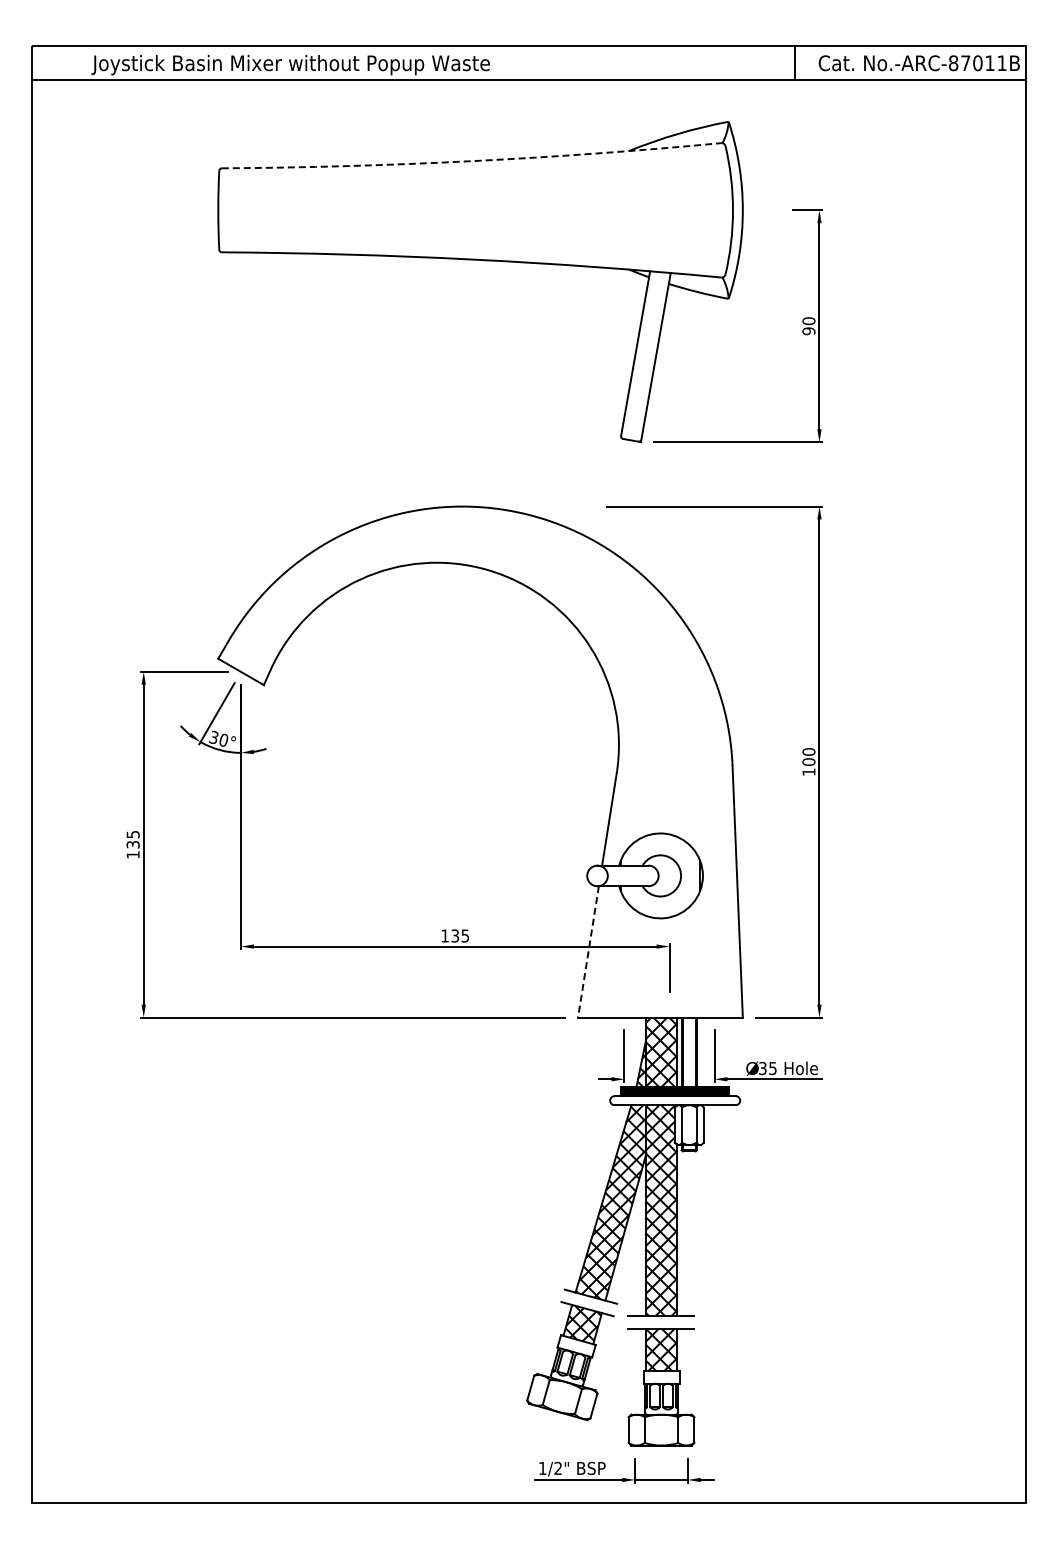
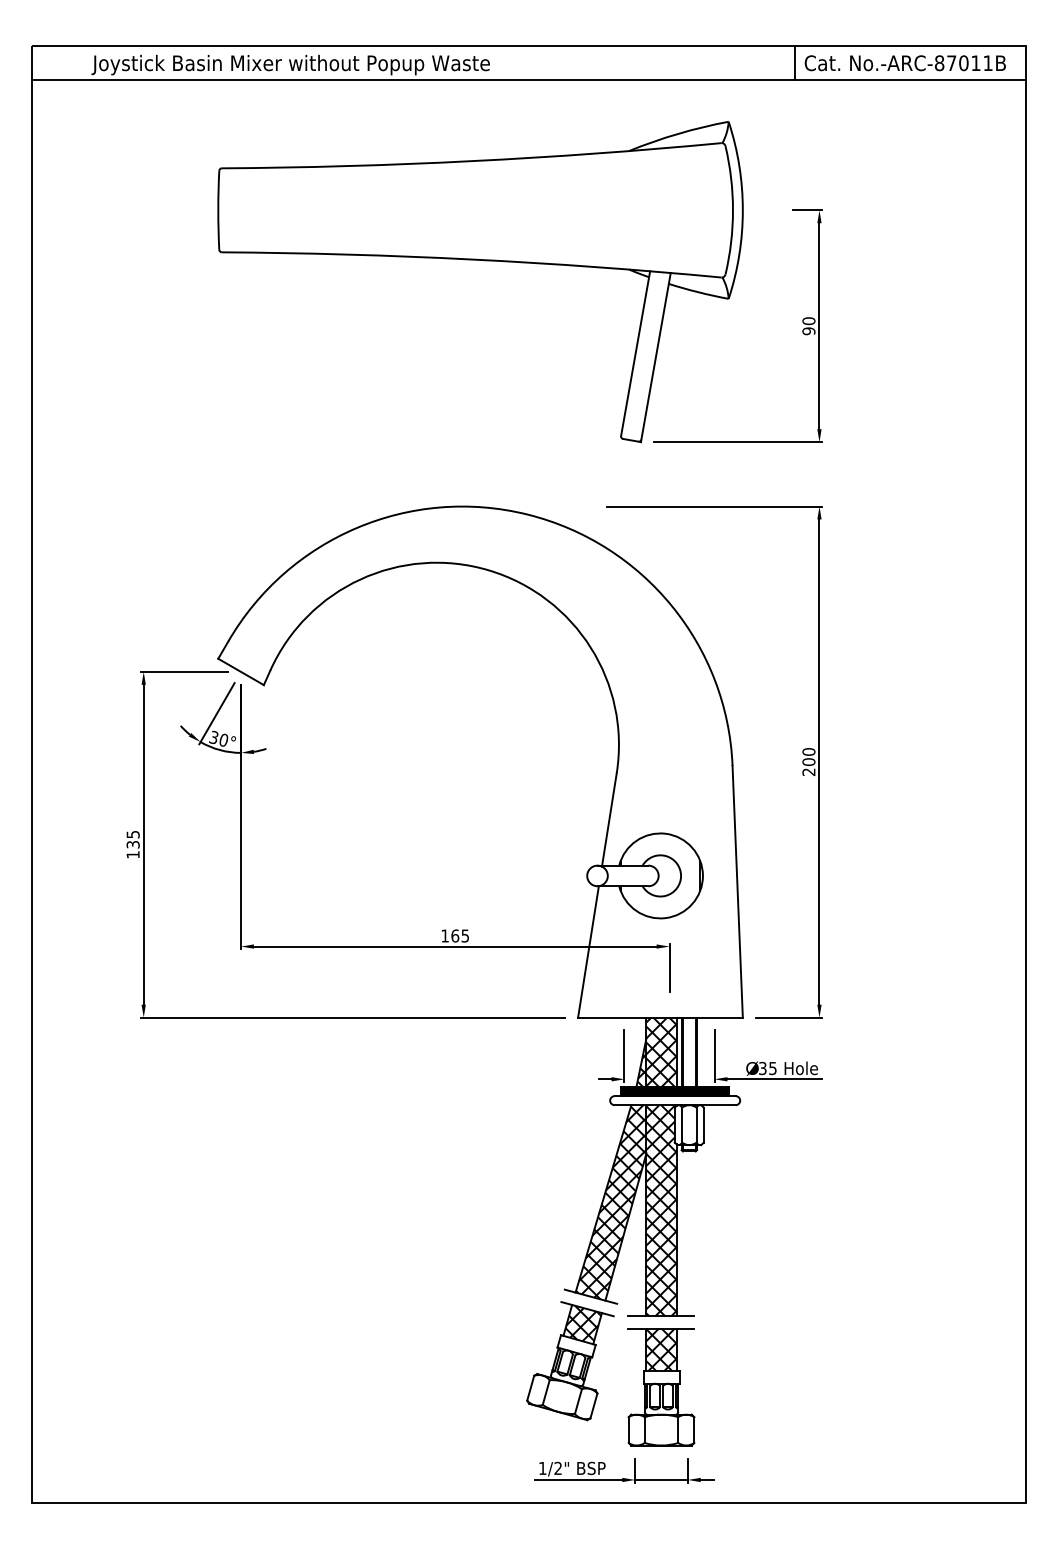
text position: (918, 63) -> (904, 63) (904, 63)
arc: dashed -> solid (471, 161)
text: 100 -> 200 (808, 771)
text: 135 -> 165 (455, 935)
line: dashed -> solid (588, 951)
